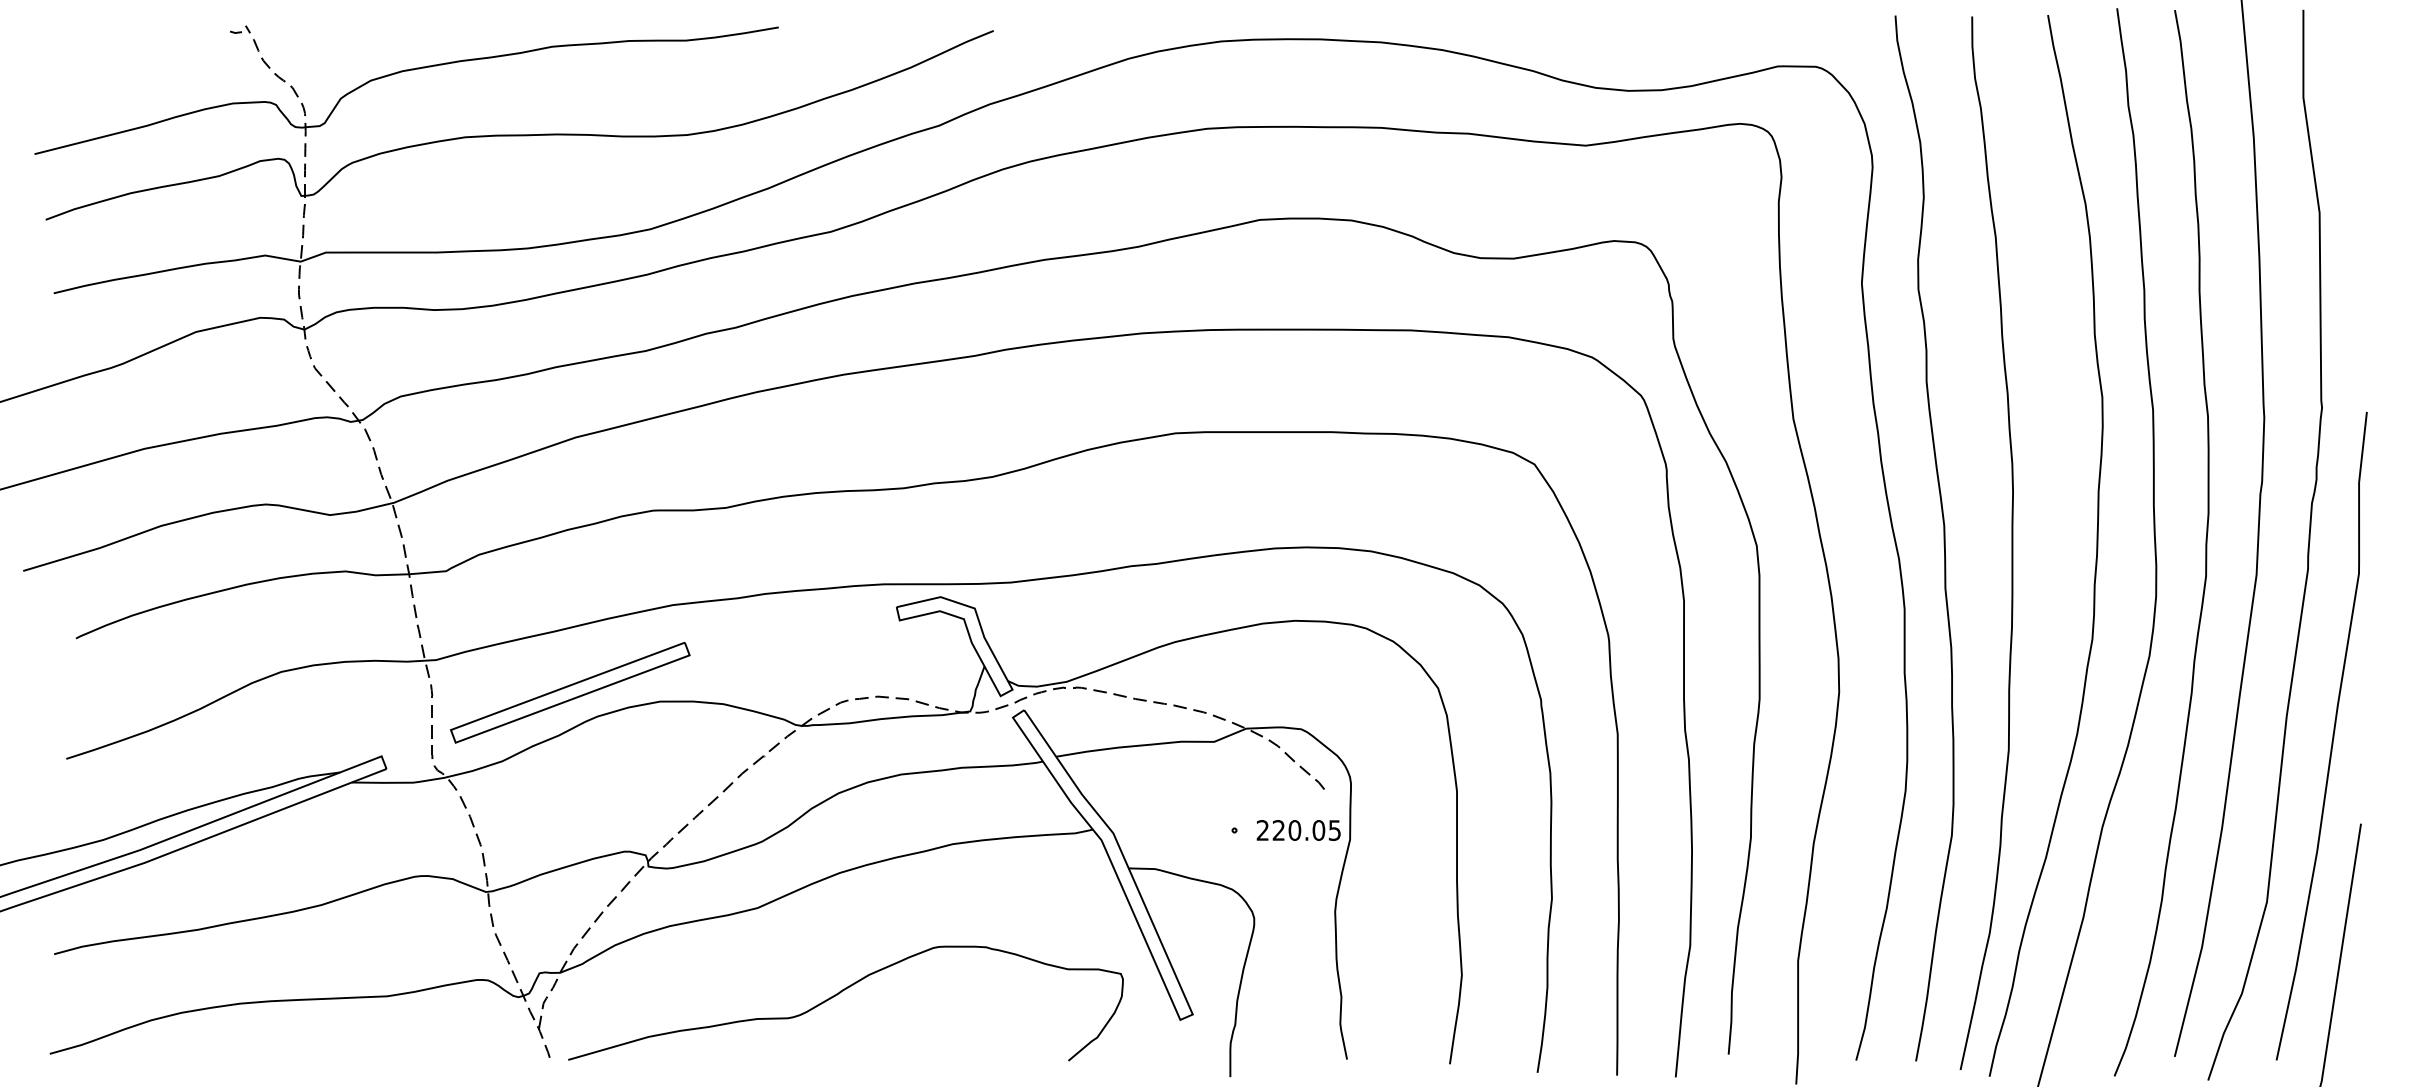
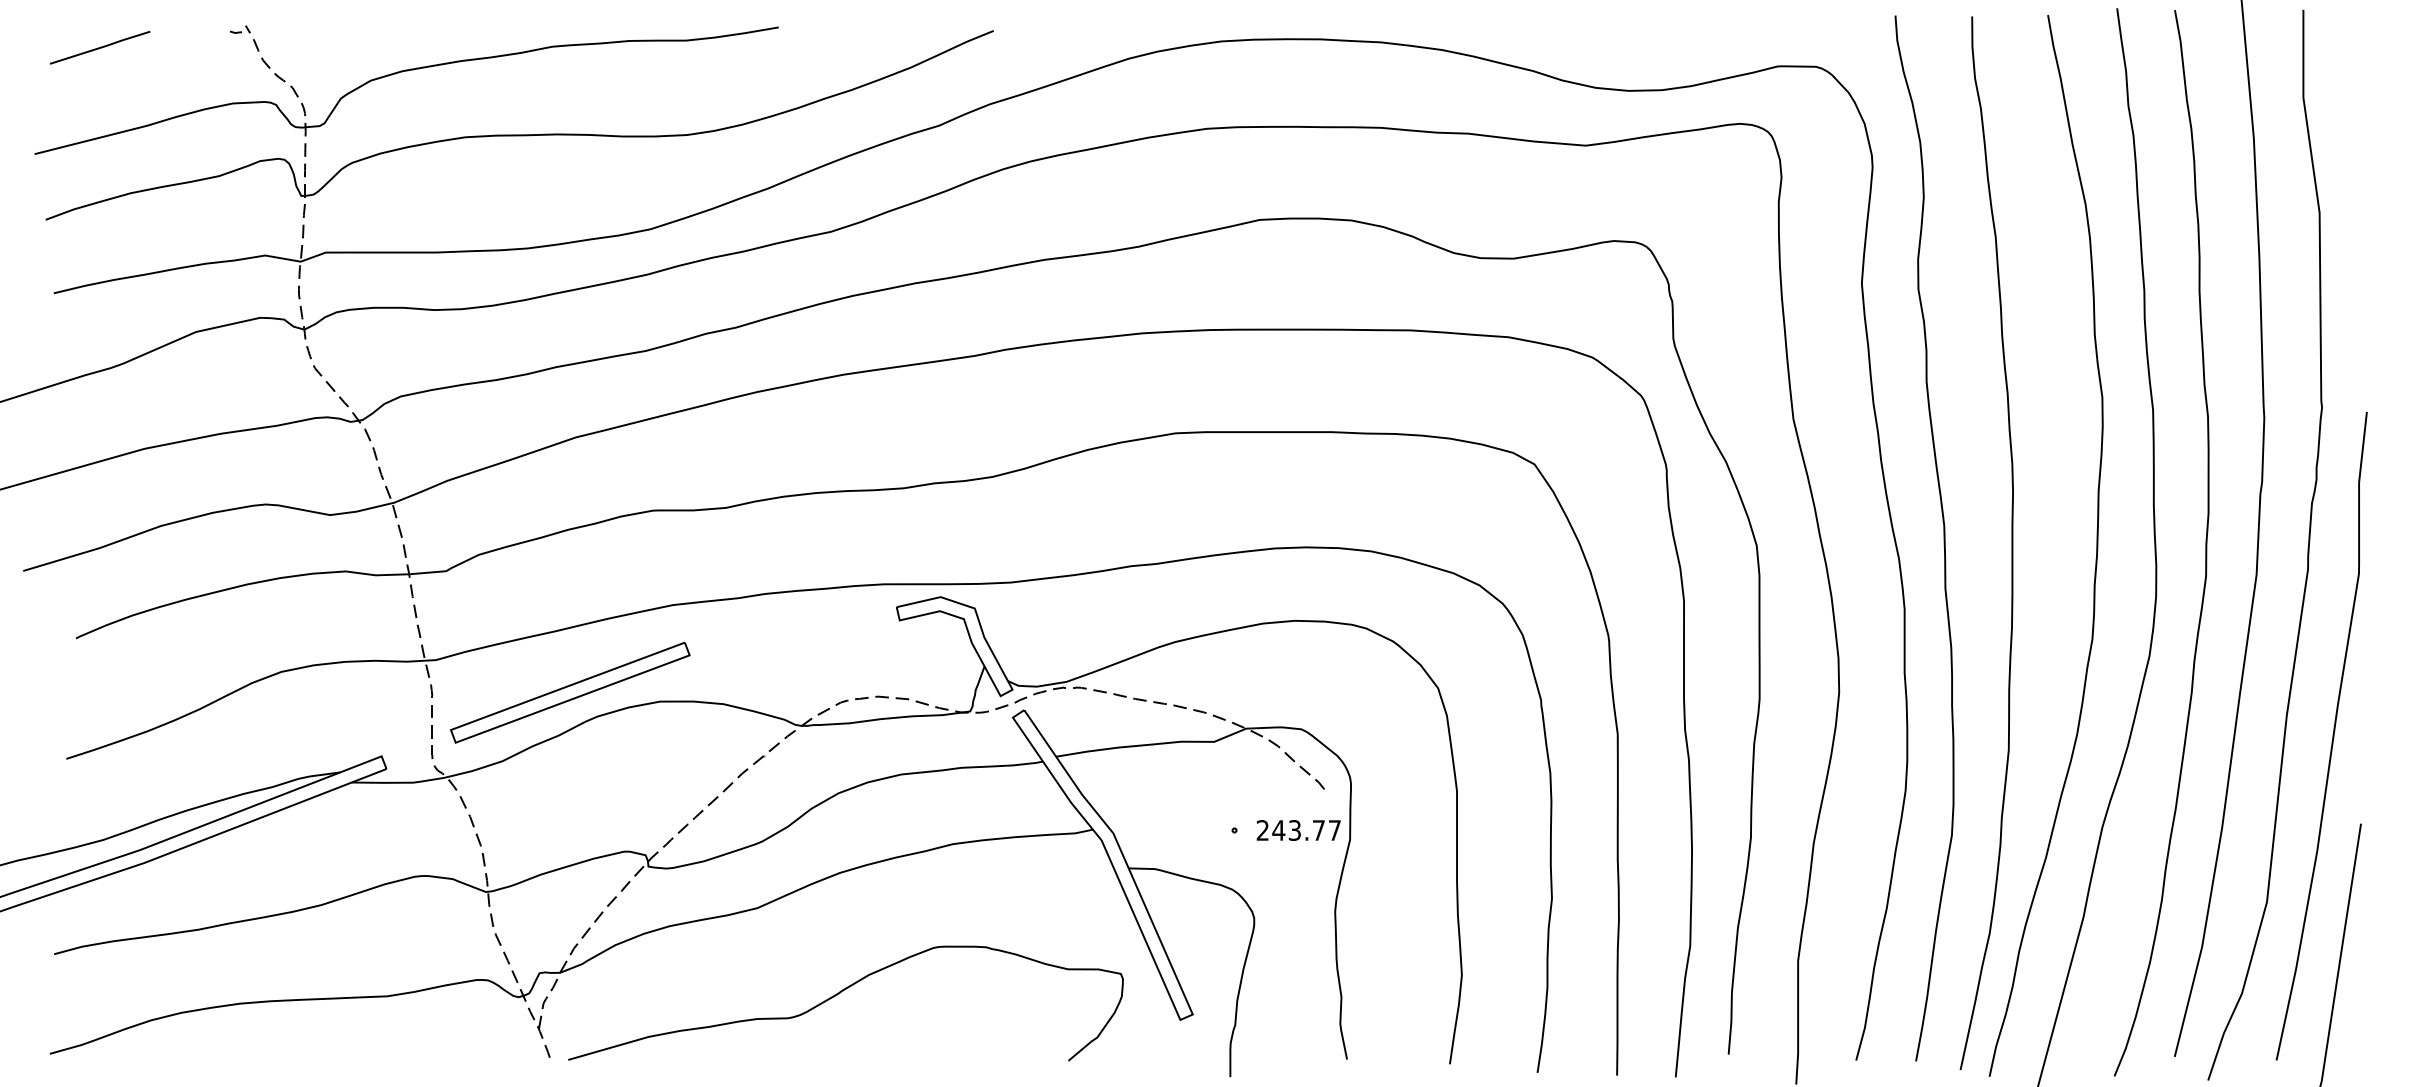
line: none -> present (100, 47)
text: 220.05 -> 243.77 (1306, 830)
